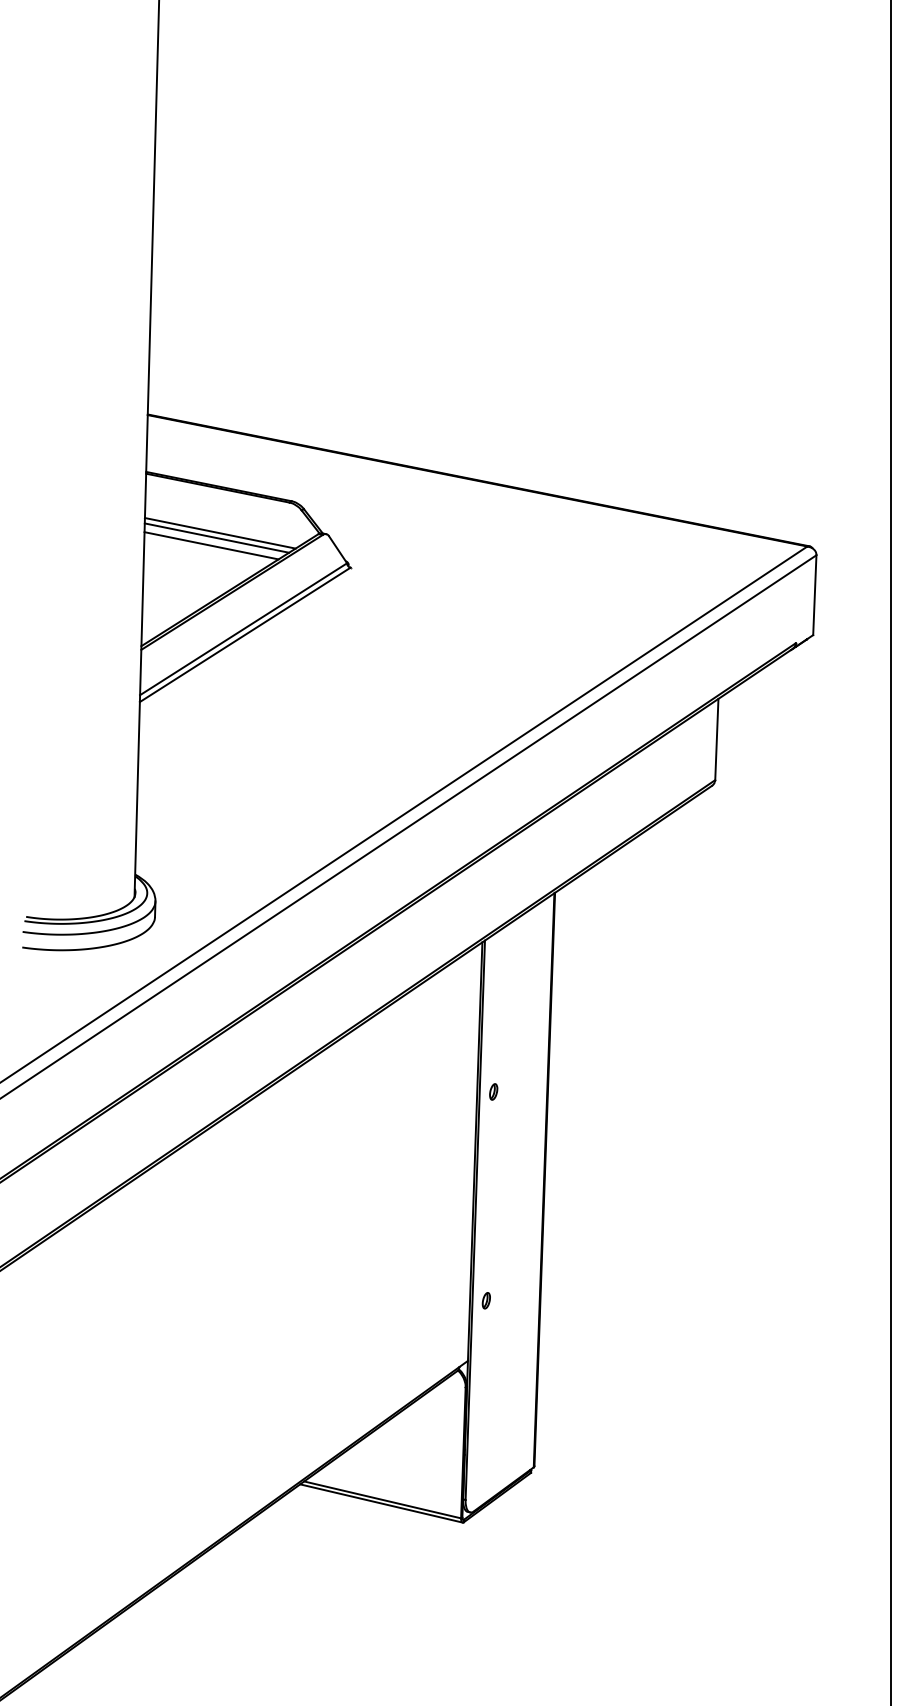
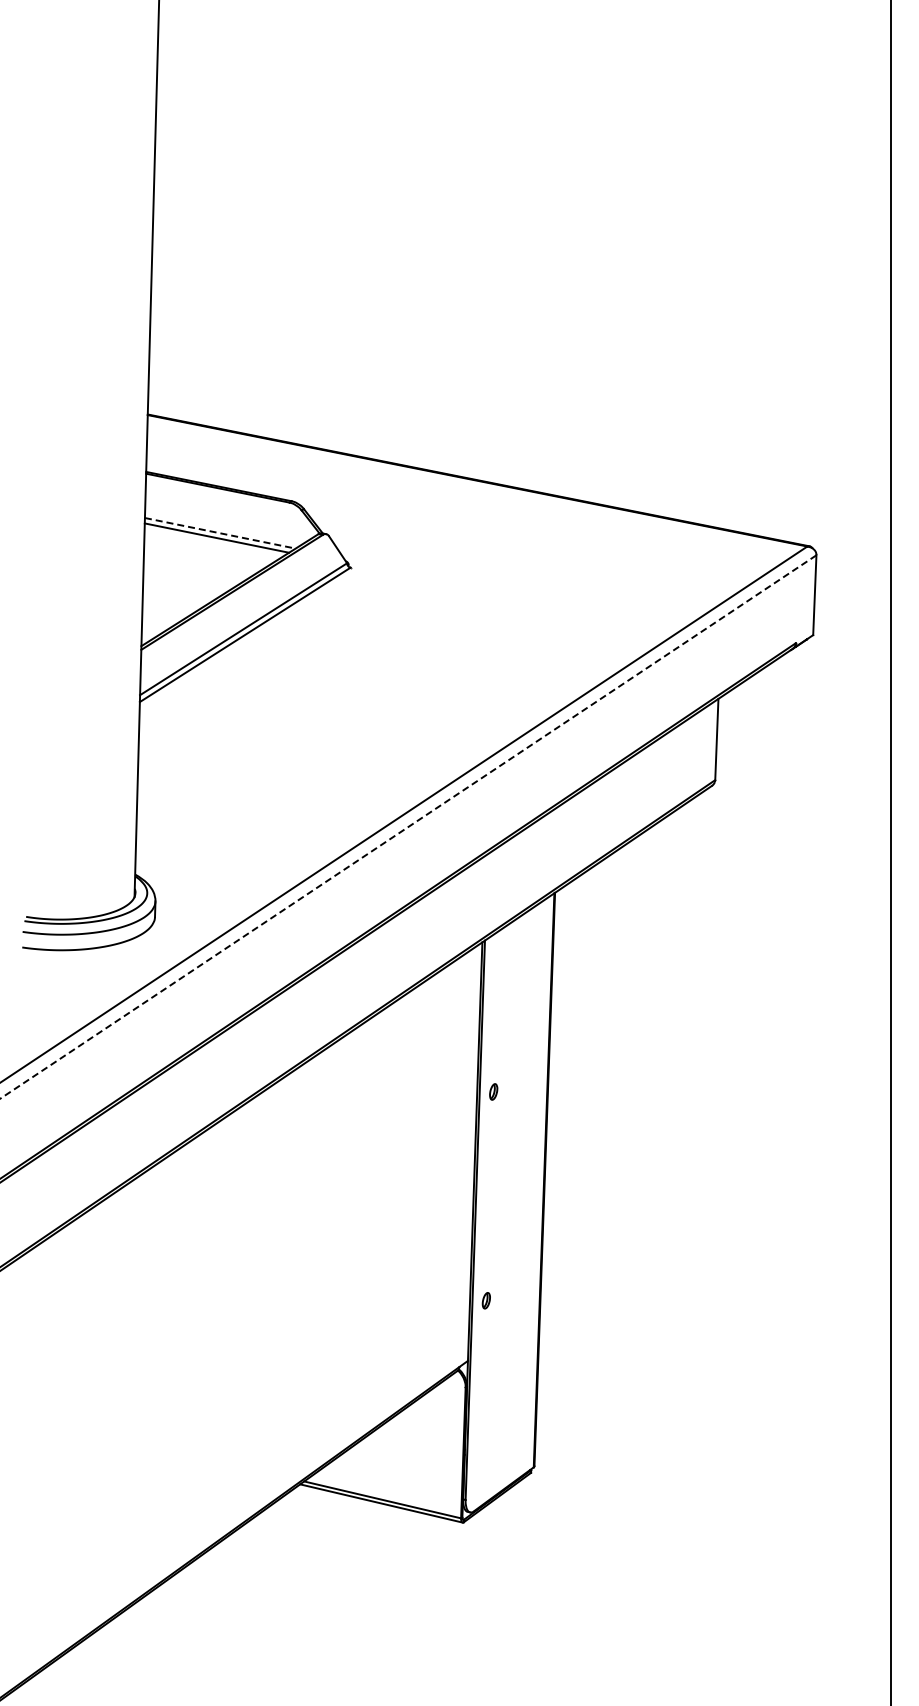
line: solid -> dashed (220, 533)
line: present -> none (211, 545)
line: solid -> dashed (407, 827)
